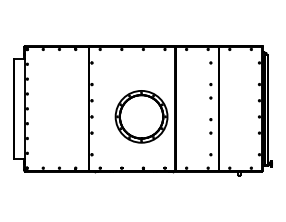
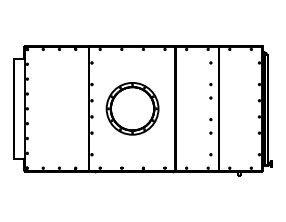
part position: (141, 116) -> (132, 108) (132, 108)
